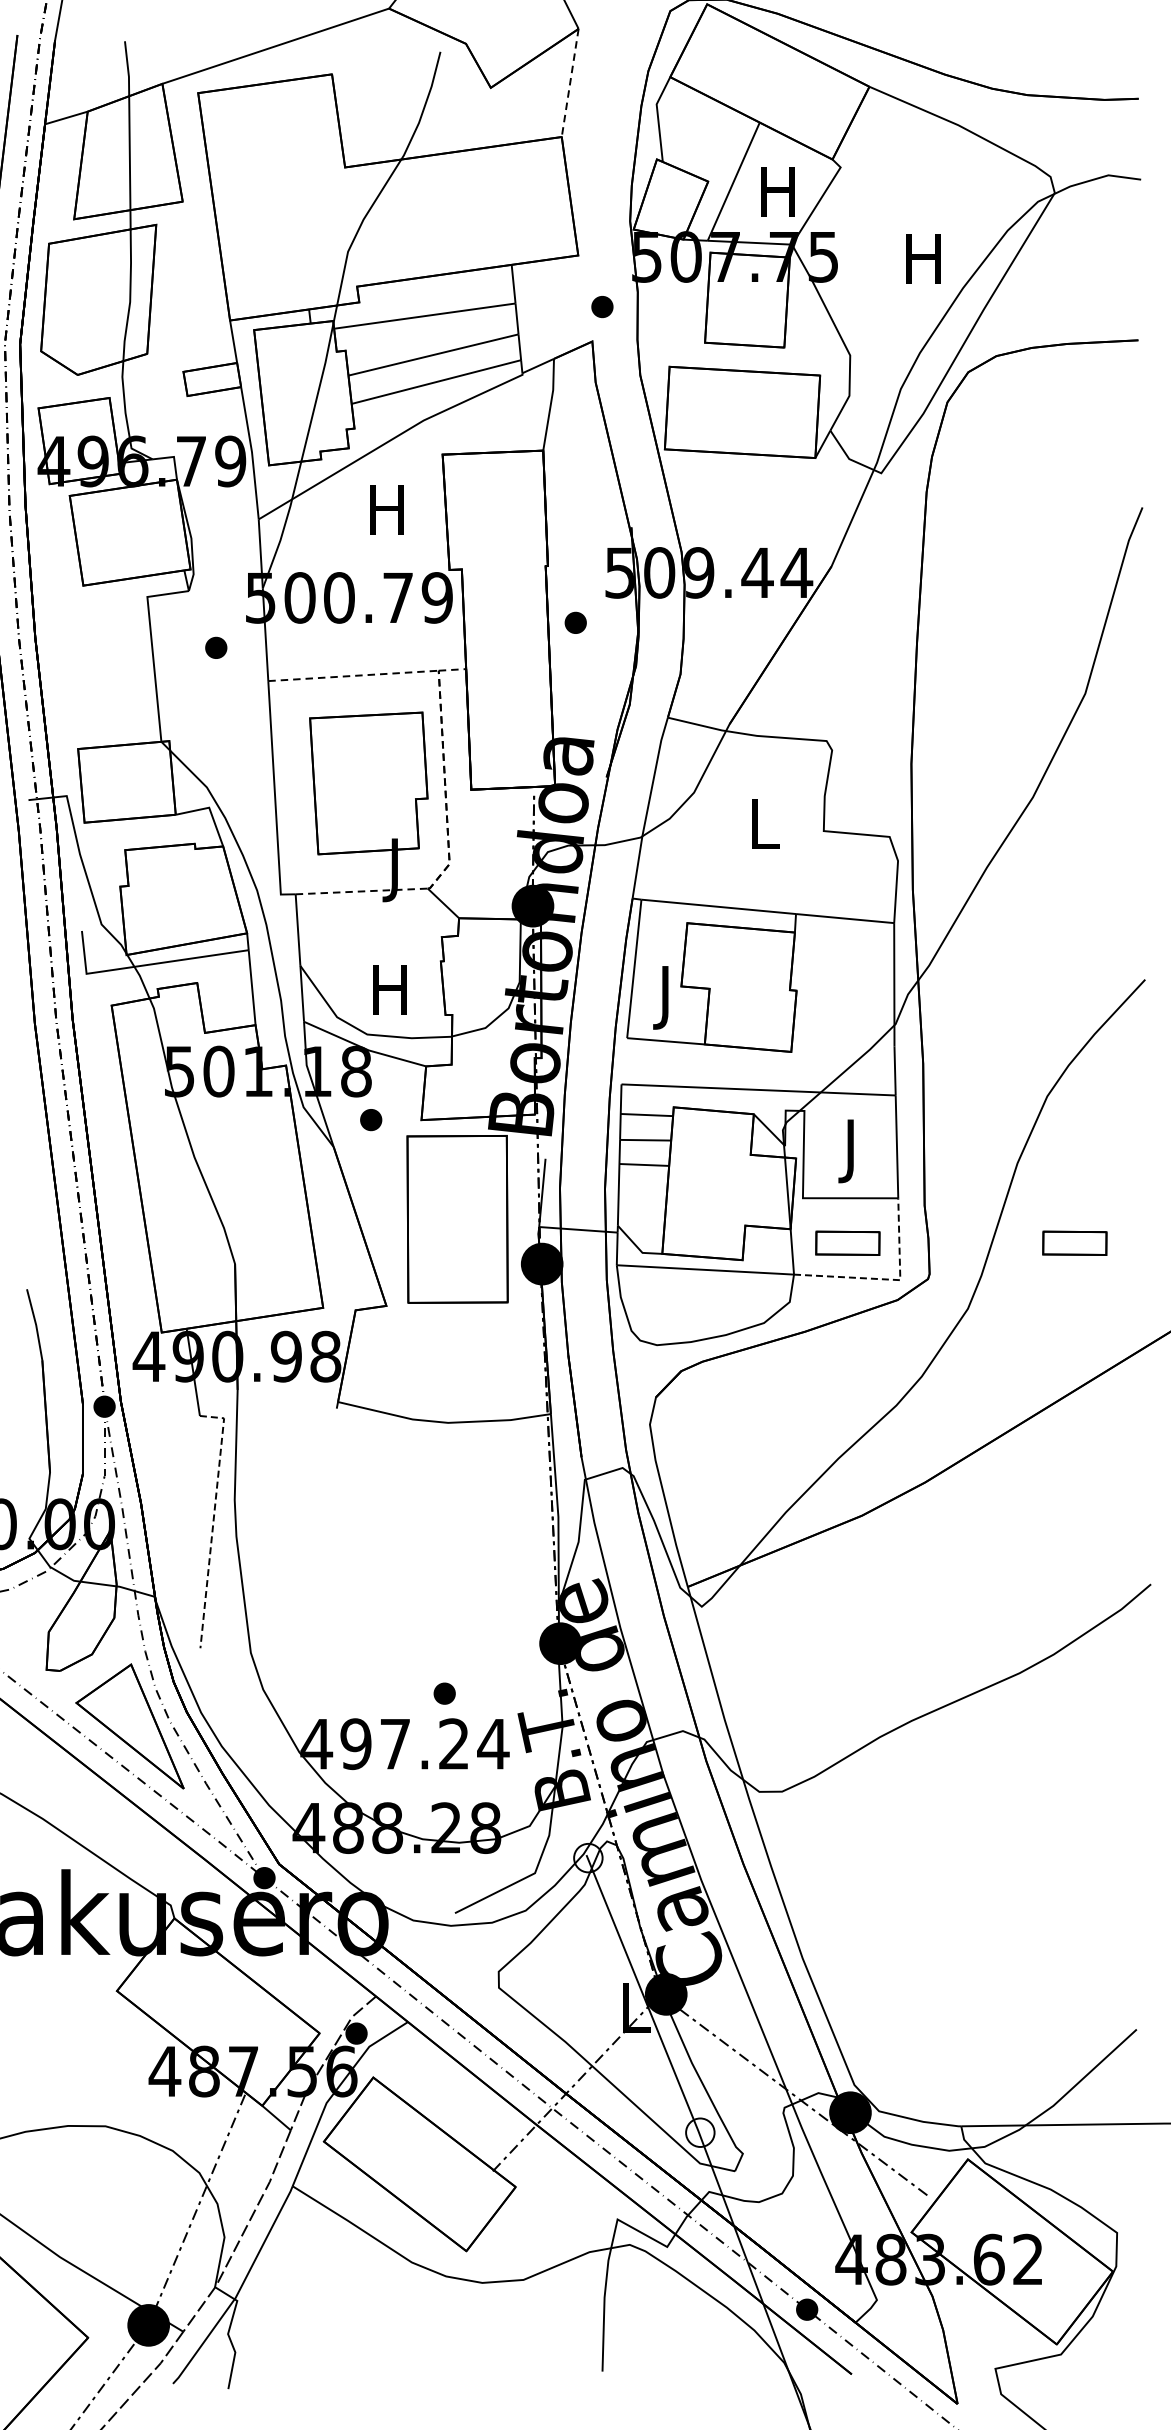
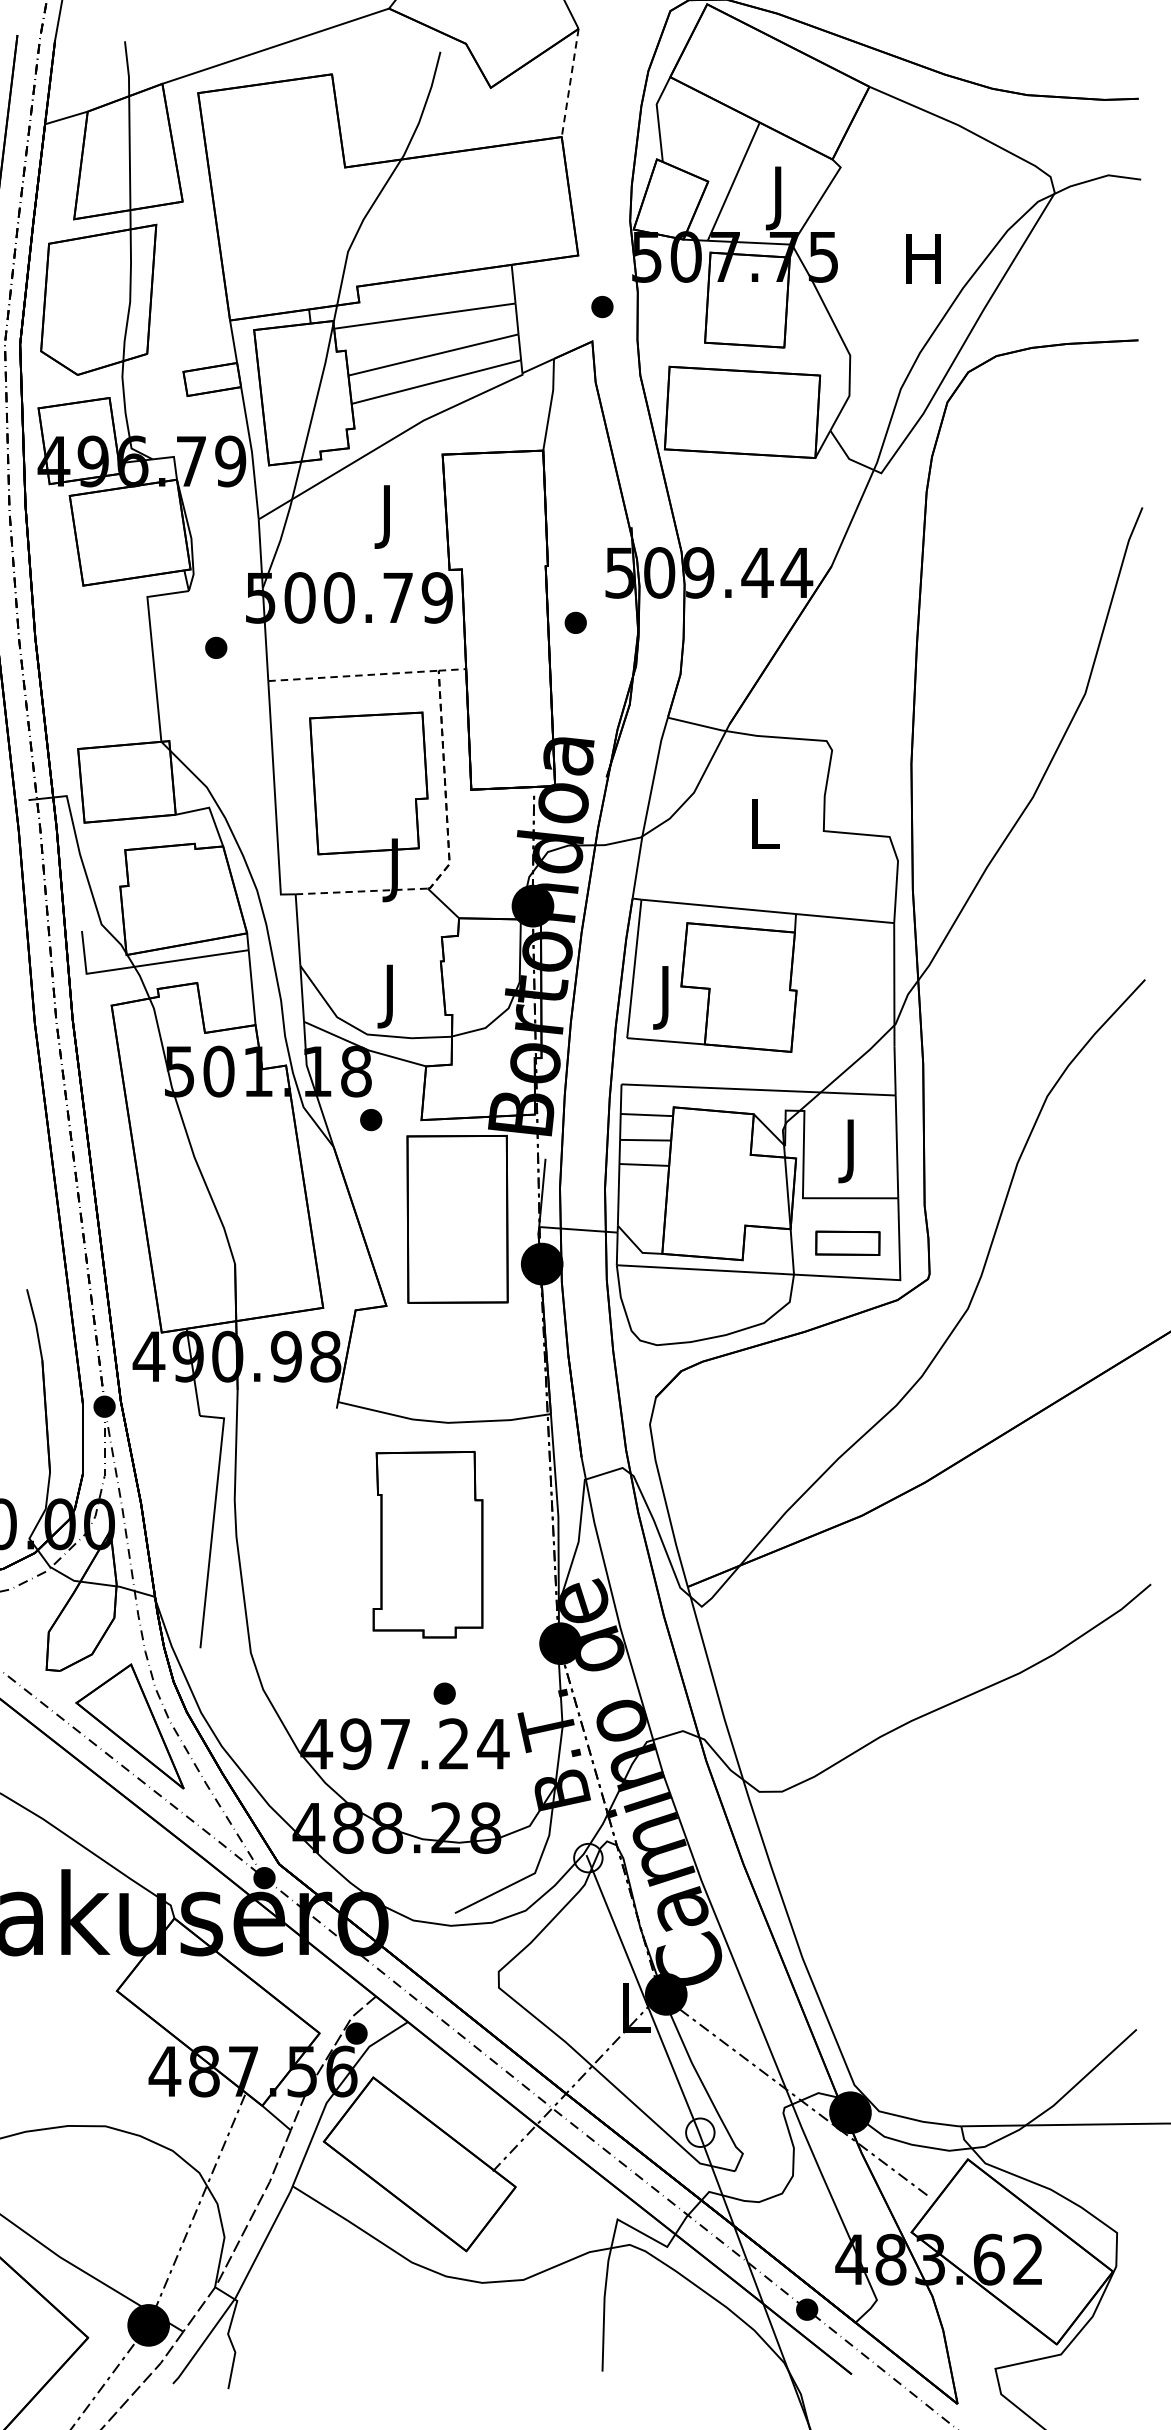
text: H -> J (777, 198)
text: H -> J (386, 516)
text: H -> J (389, 996)
part: present -> none (1074, 1242)
line: dashed -> solid (888, 1279)
line: dashed -> solid (213, 1520)
part: none -> present (427, 1544)
